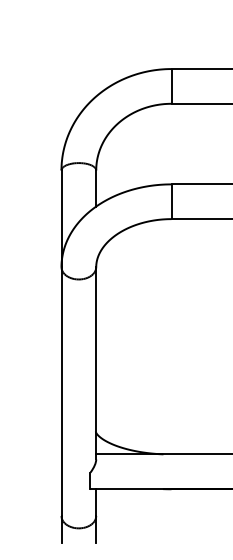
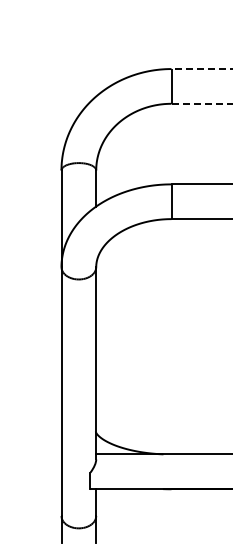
line: solid -> dashed (201, 69)
line: solid -> dashed (202, 103)
